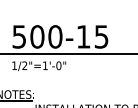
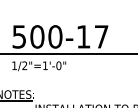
text: 500-15 -> 500-17 (101, 36)
